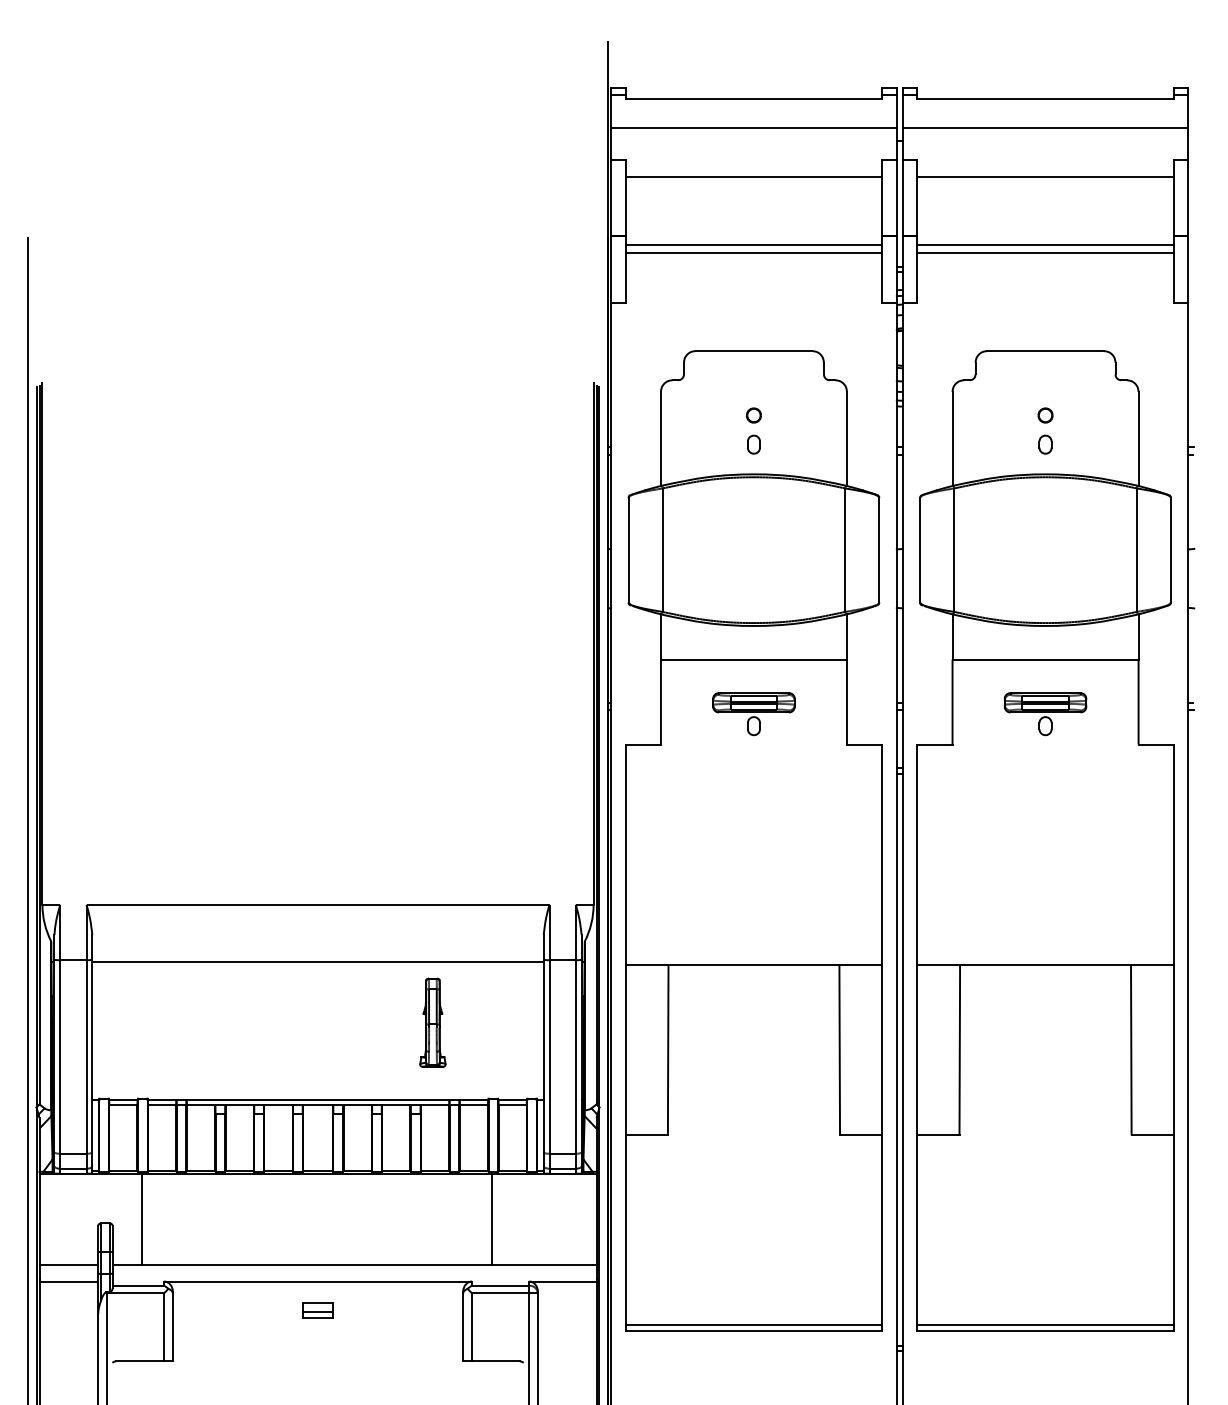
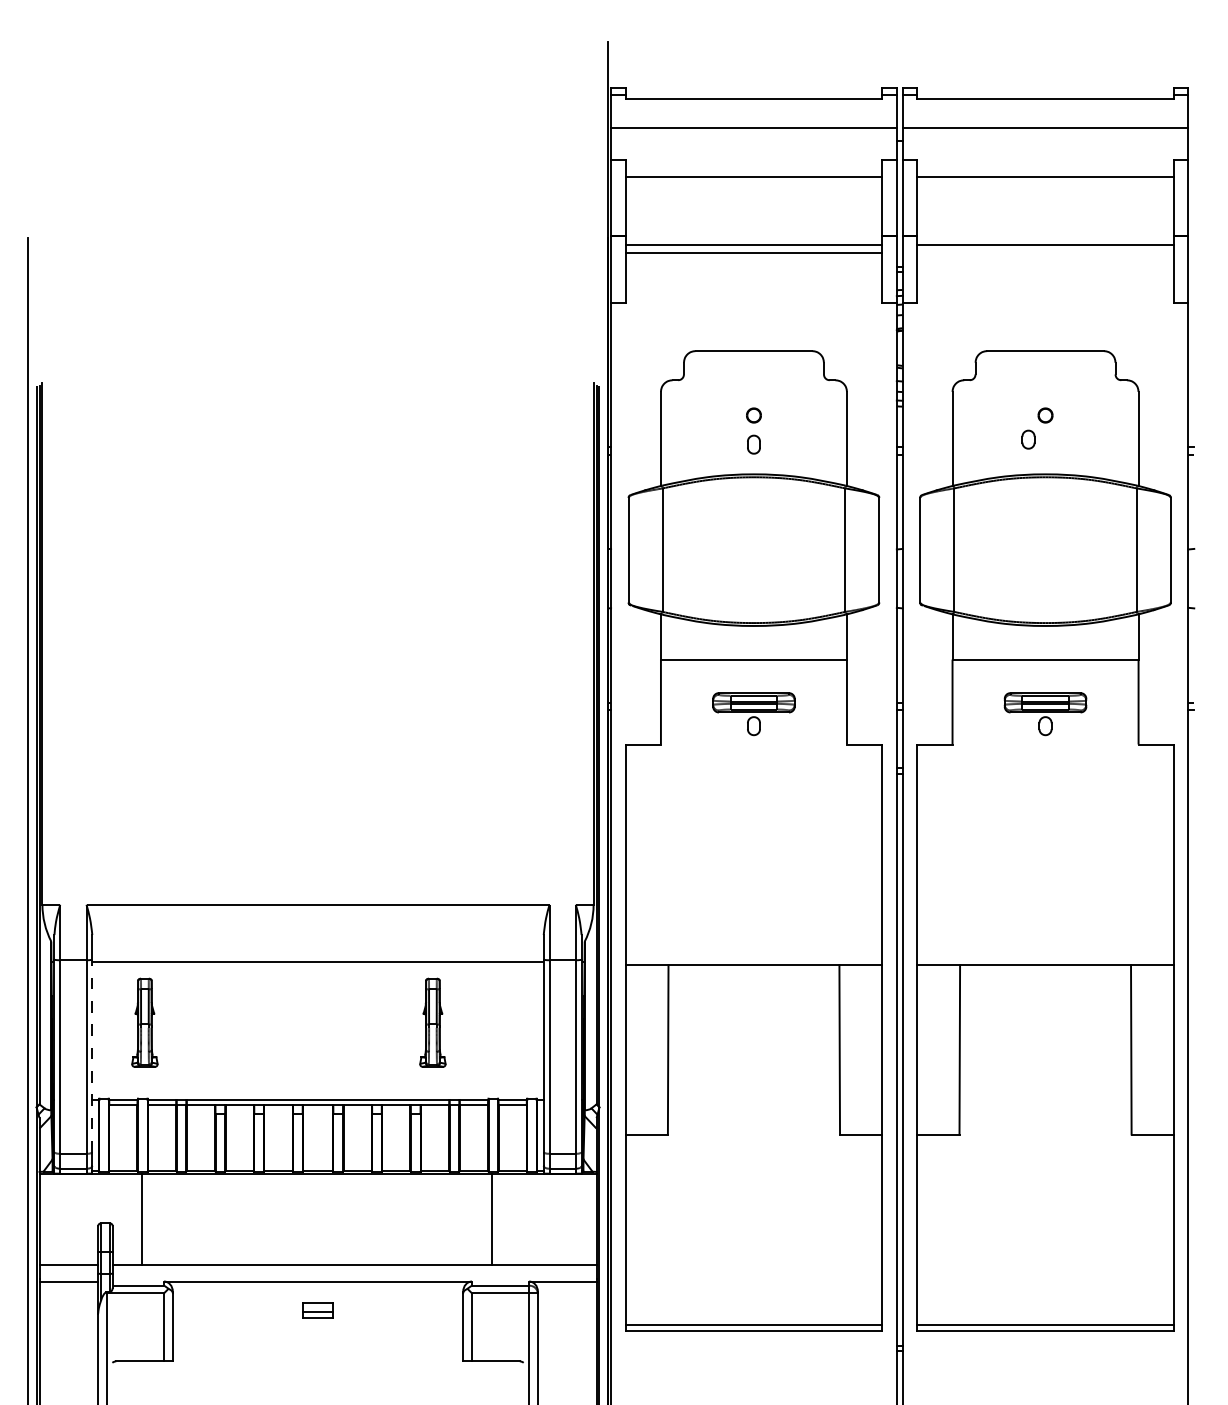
line: present -> none (1045, 252)
part position: (1045, 444) -> (1028, 439) (1028, 439)
part: none -> present (144, 1022)
line: solid -> dashed (92, 1055)
